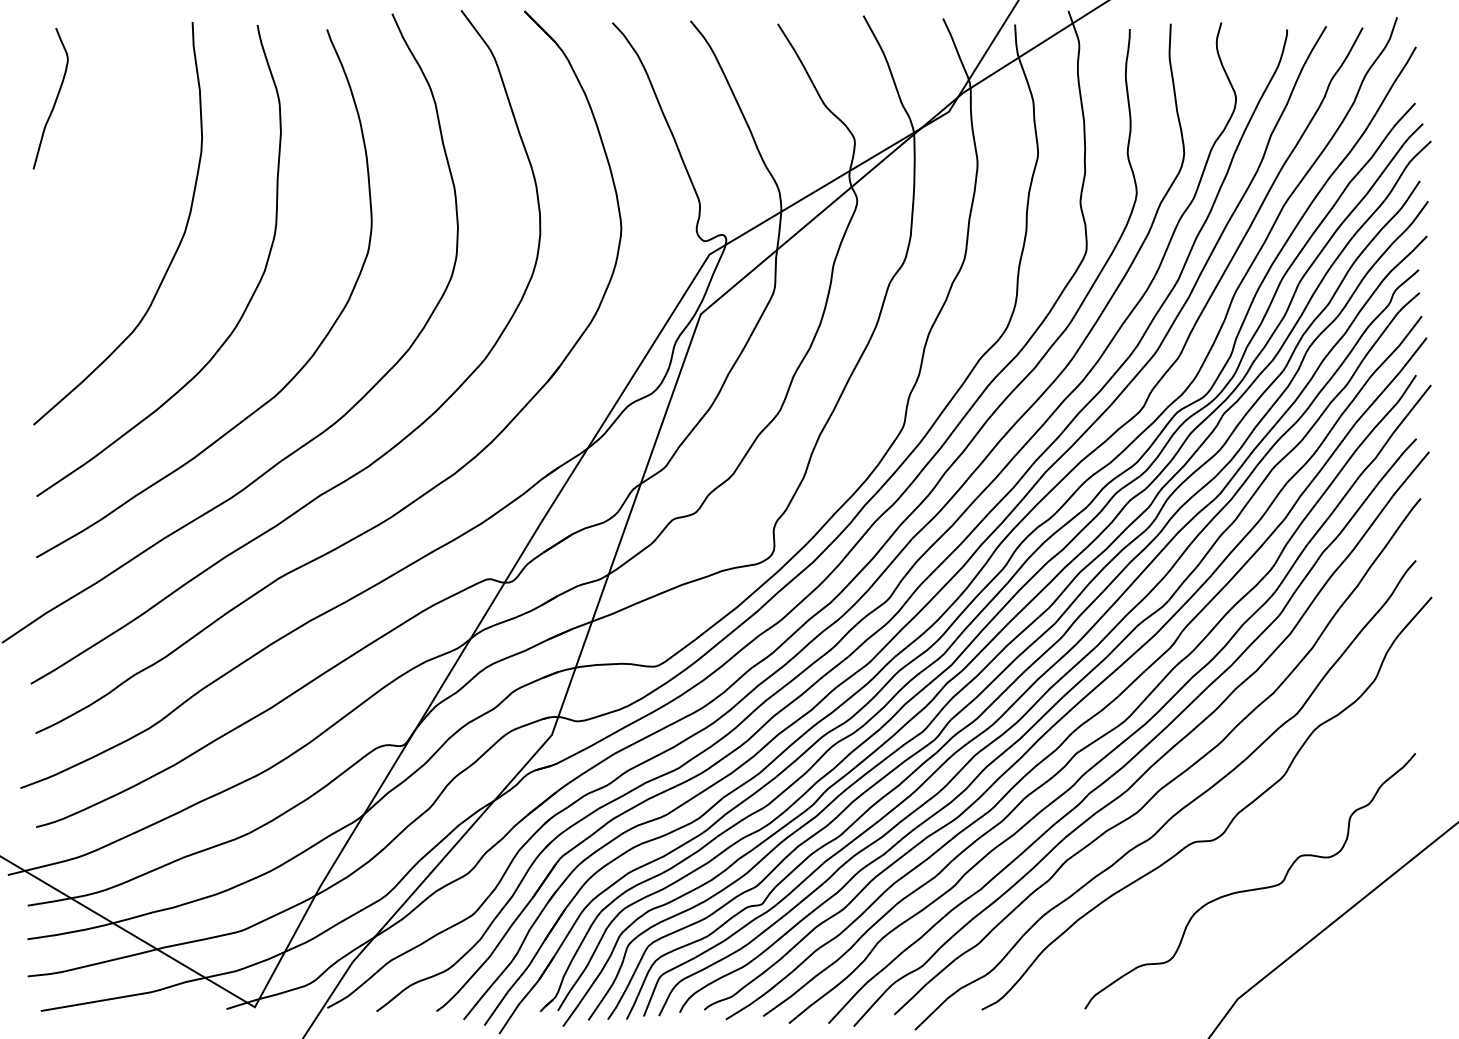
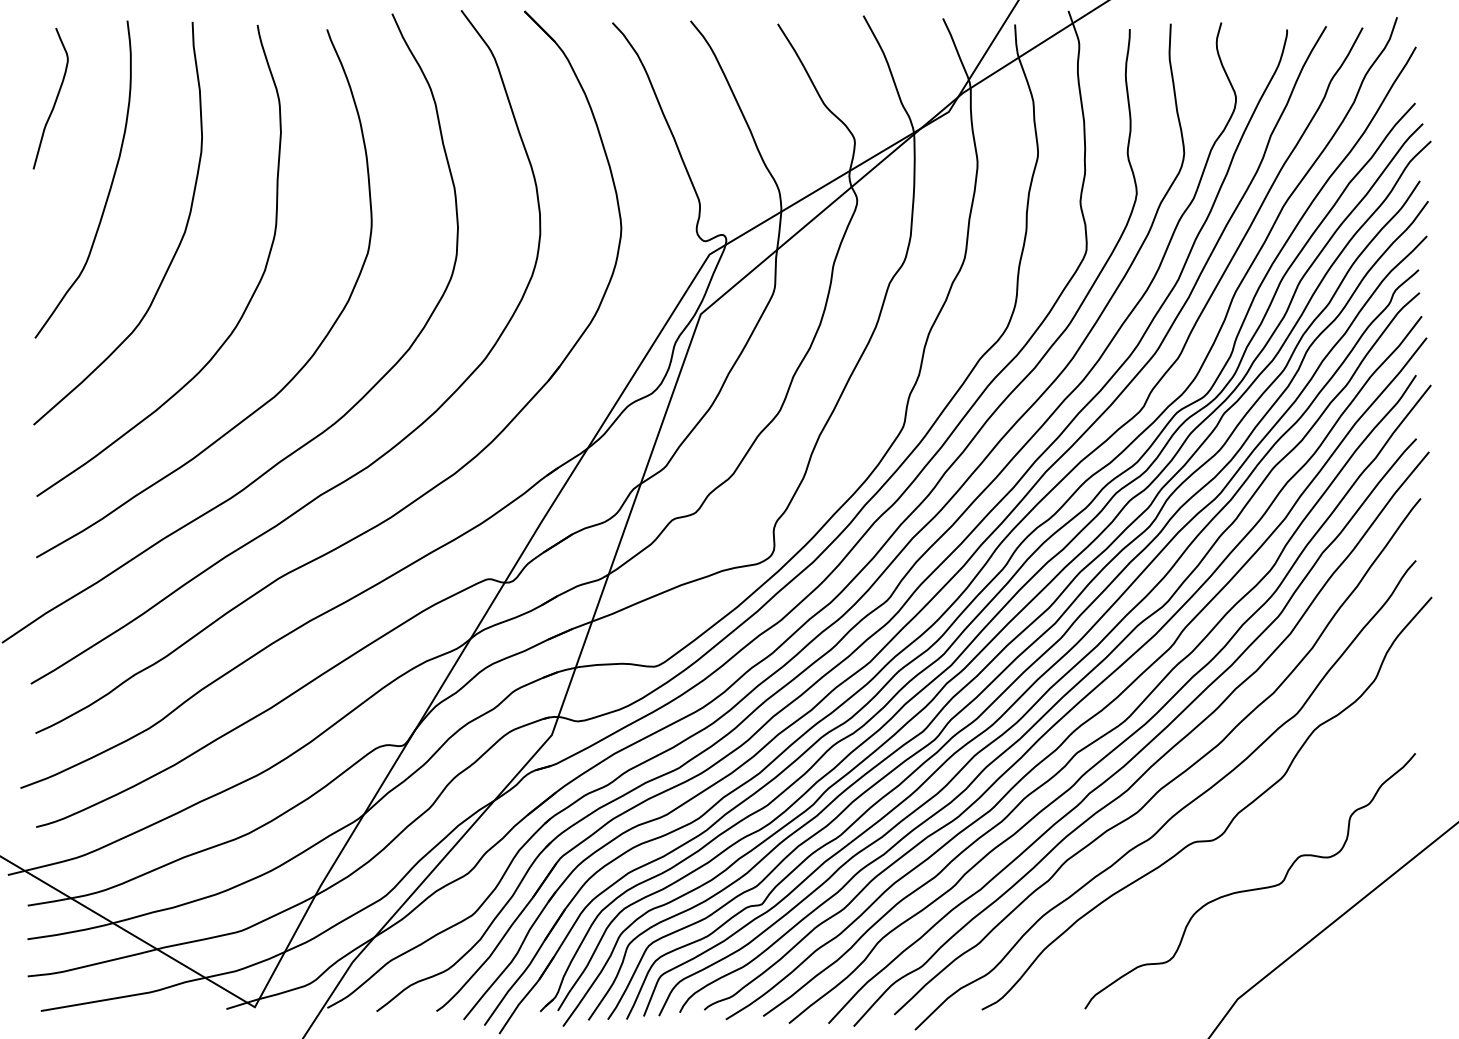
curve: none -> present (110, 184)
